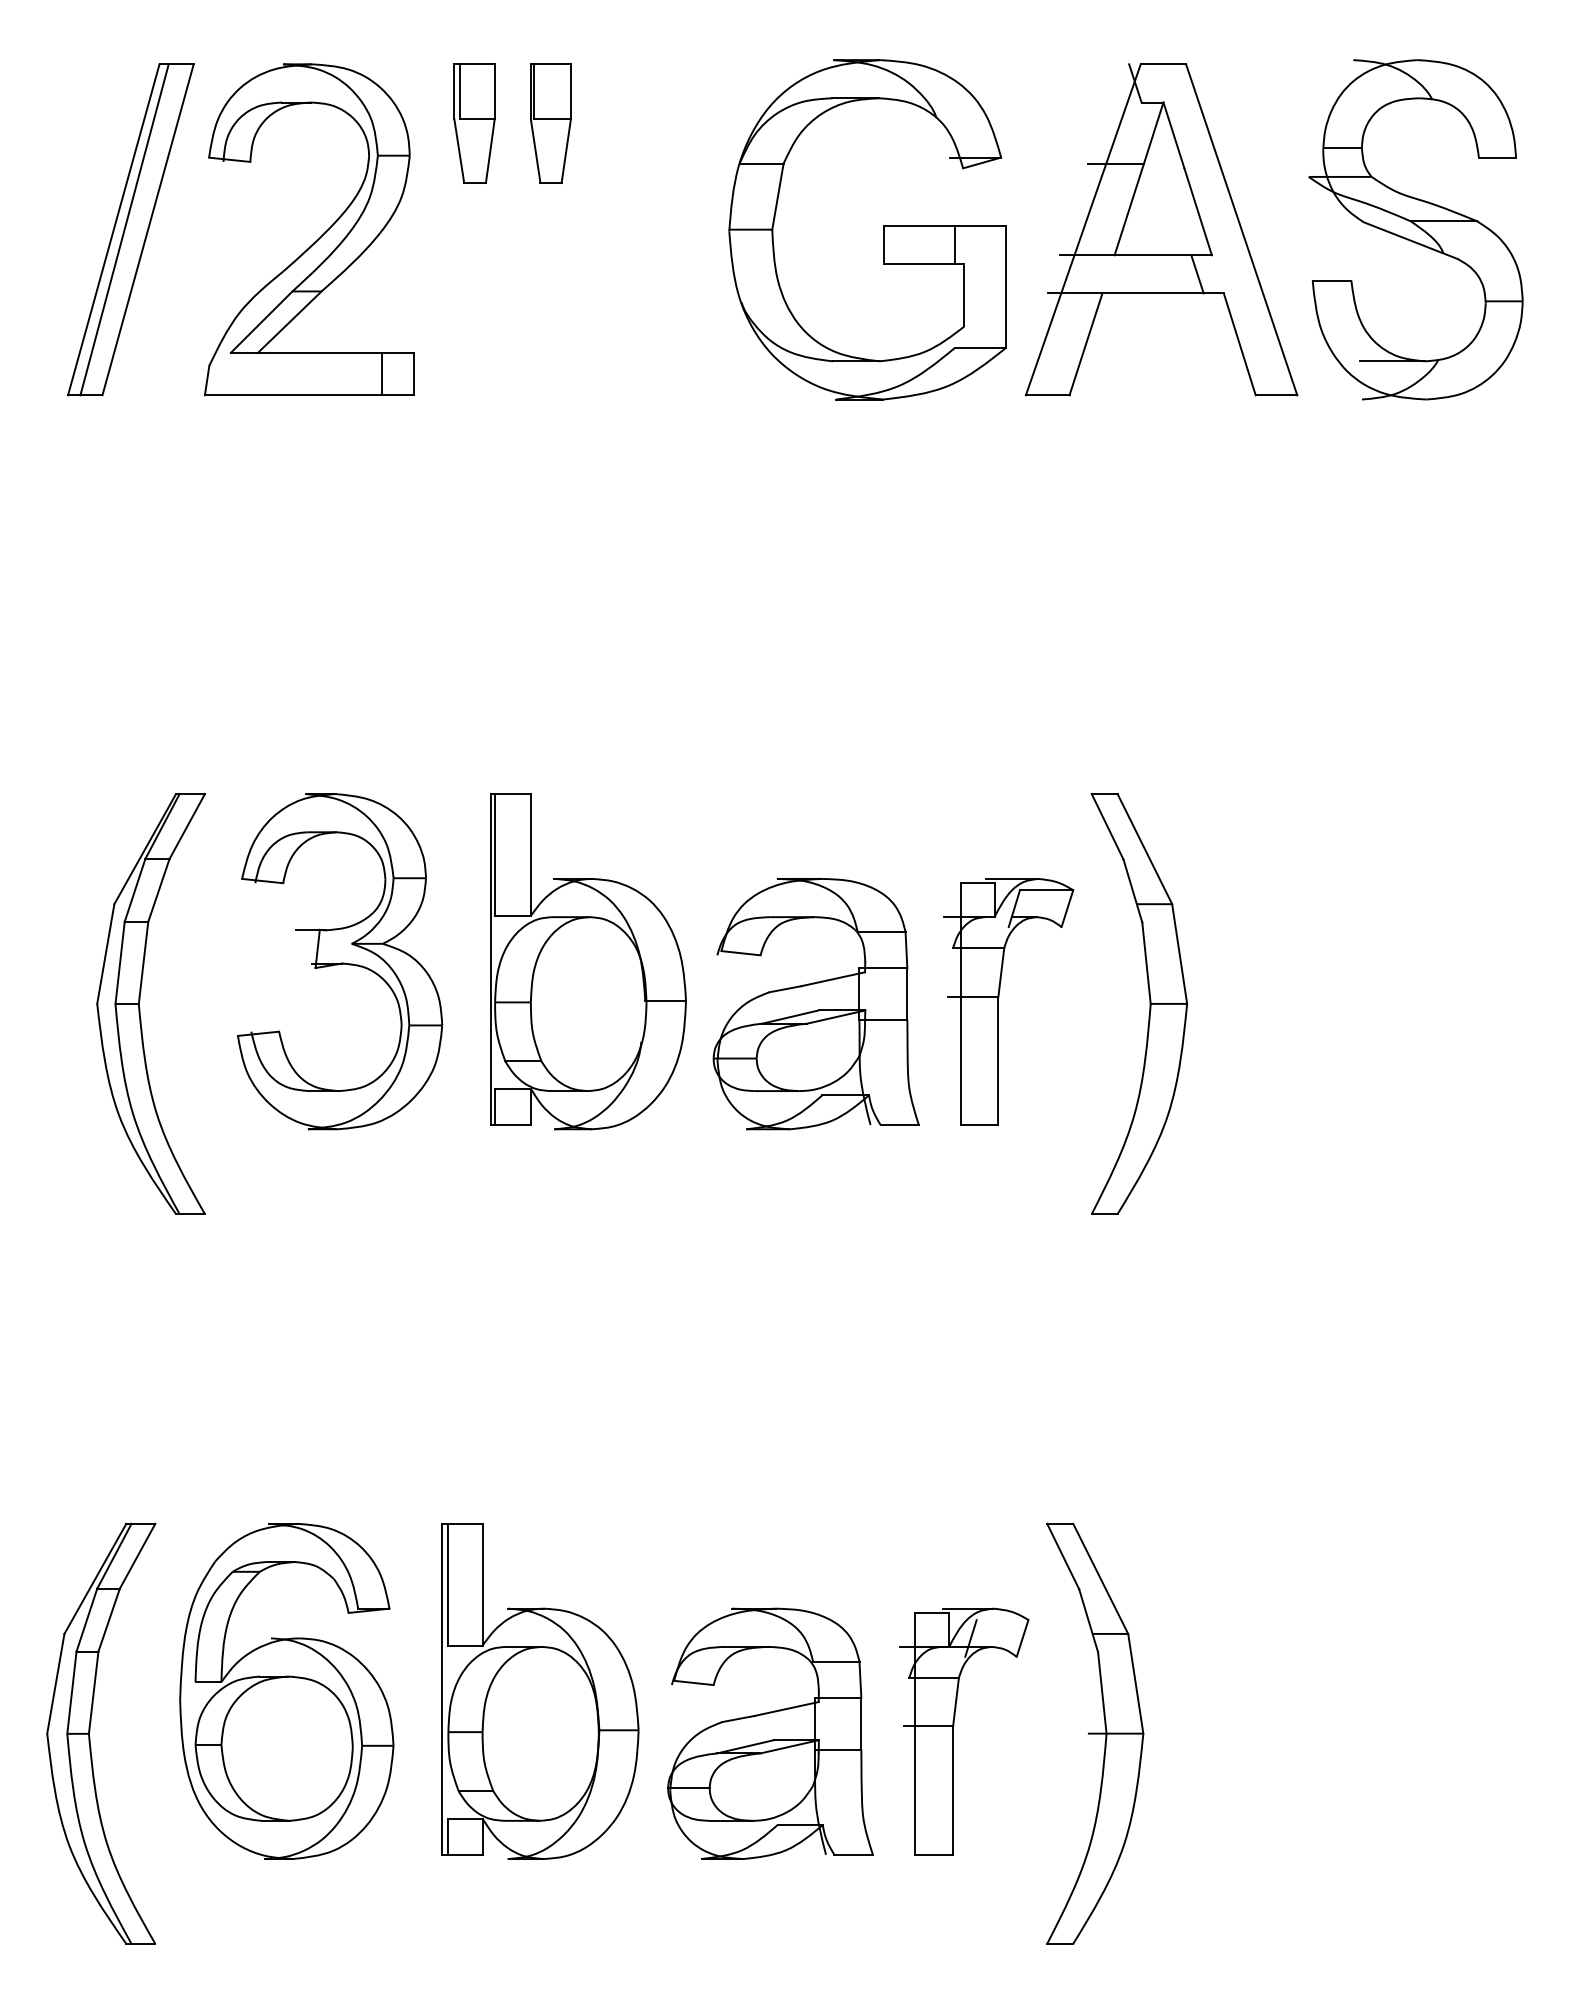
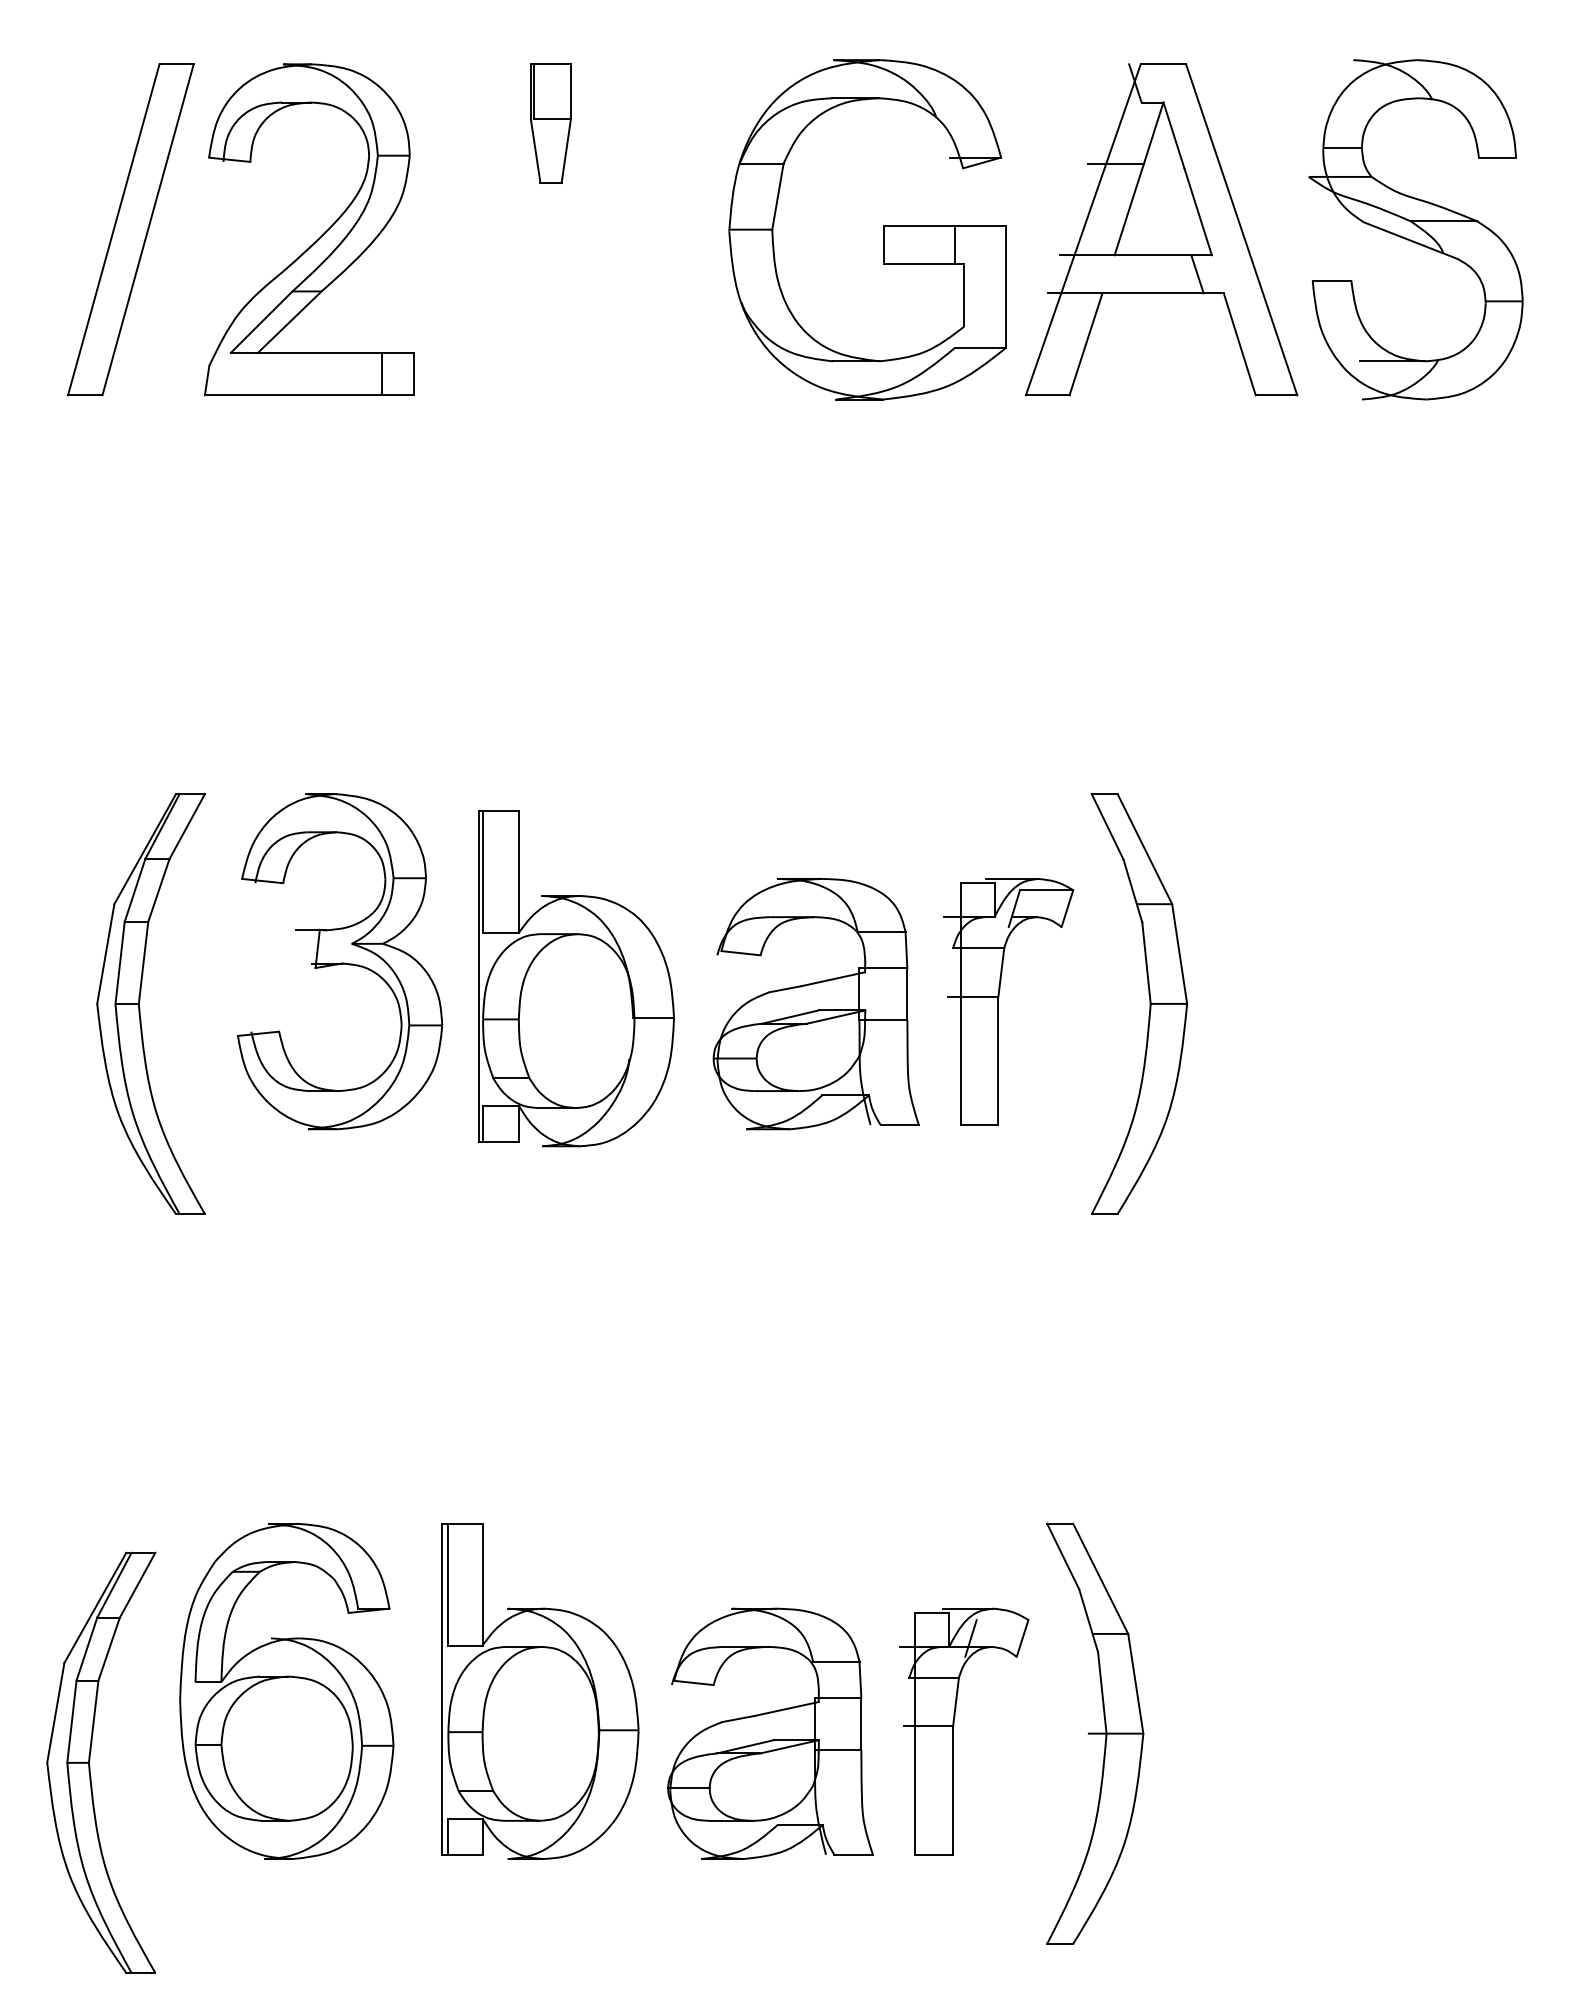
part: present -> none (474, 123)
line: present -> none (124, 229)
part position: (588, 961) -> (576, 978) (576, 978)
part position: (90, 1731) -> (90, 1760) (90, 1760)
